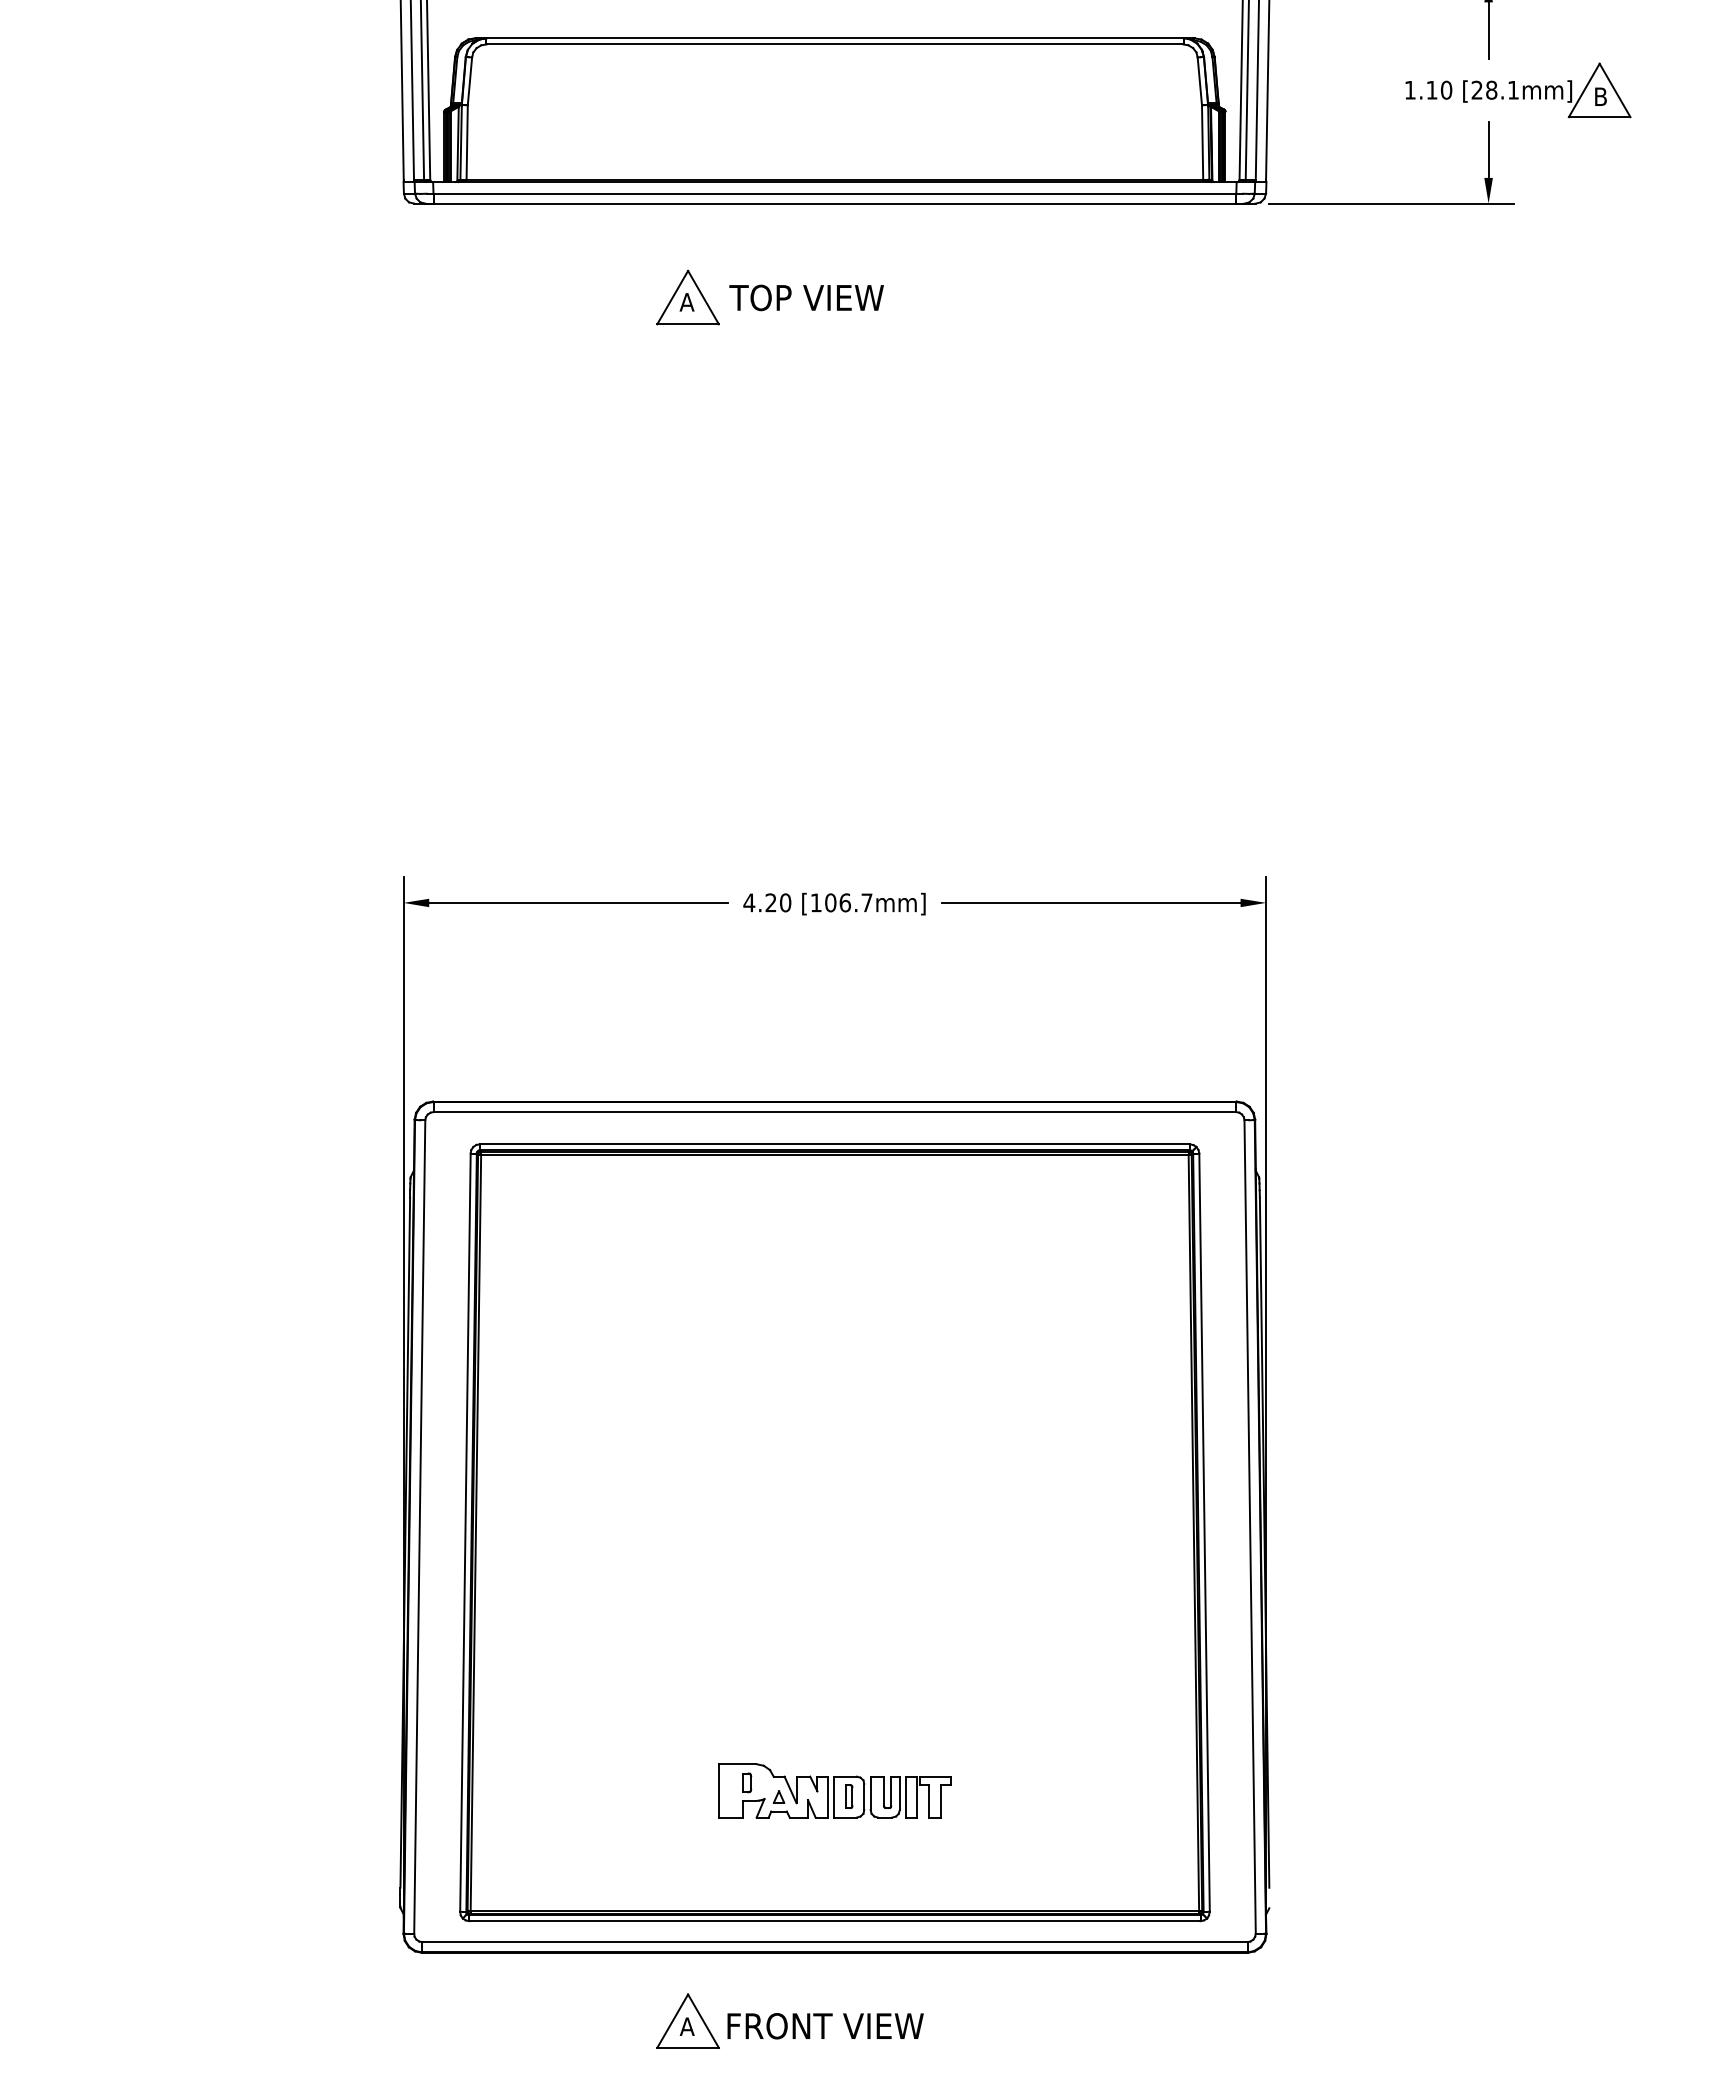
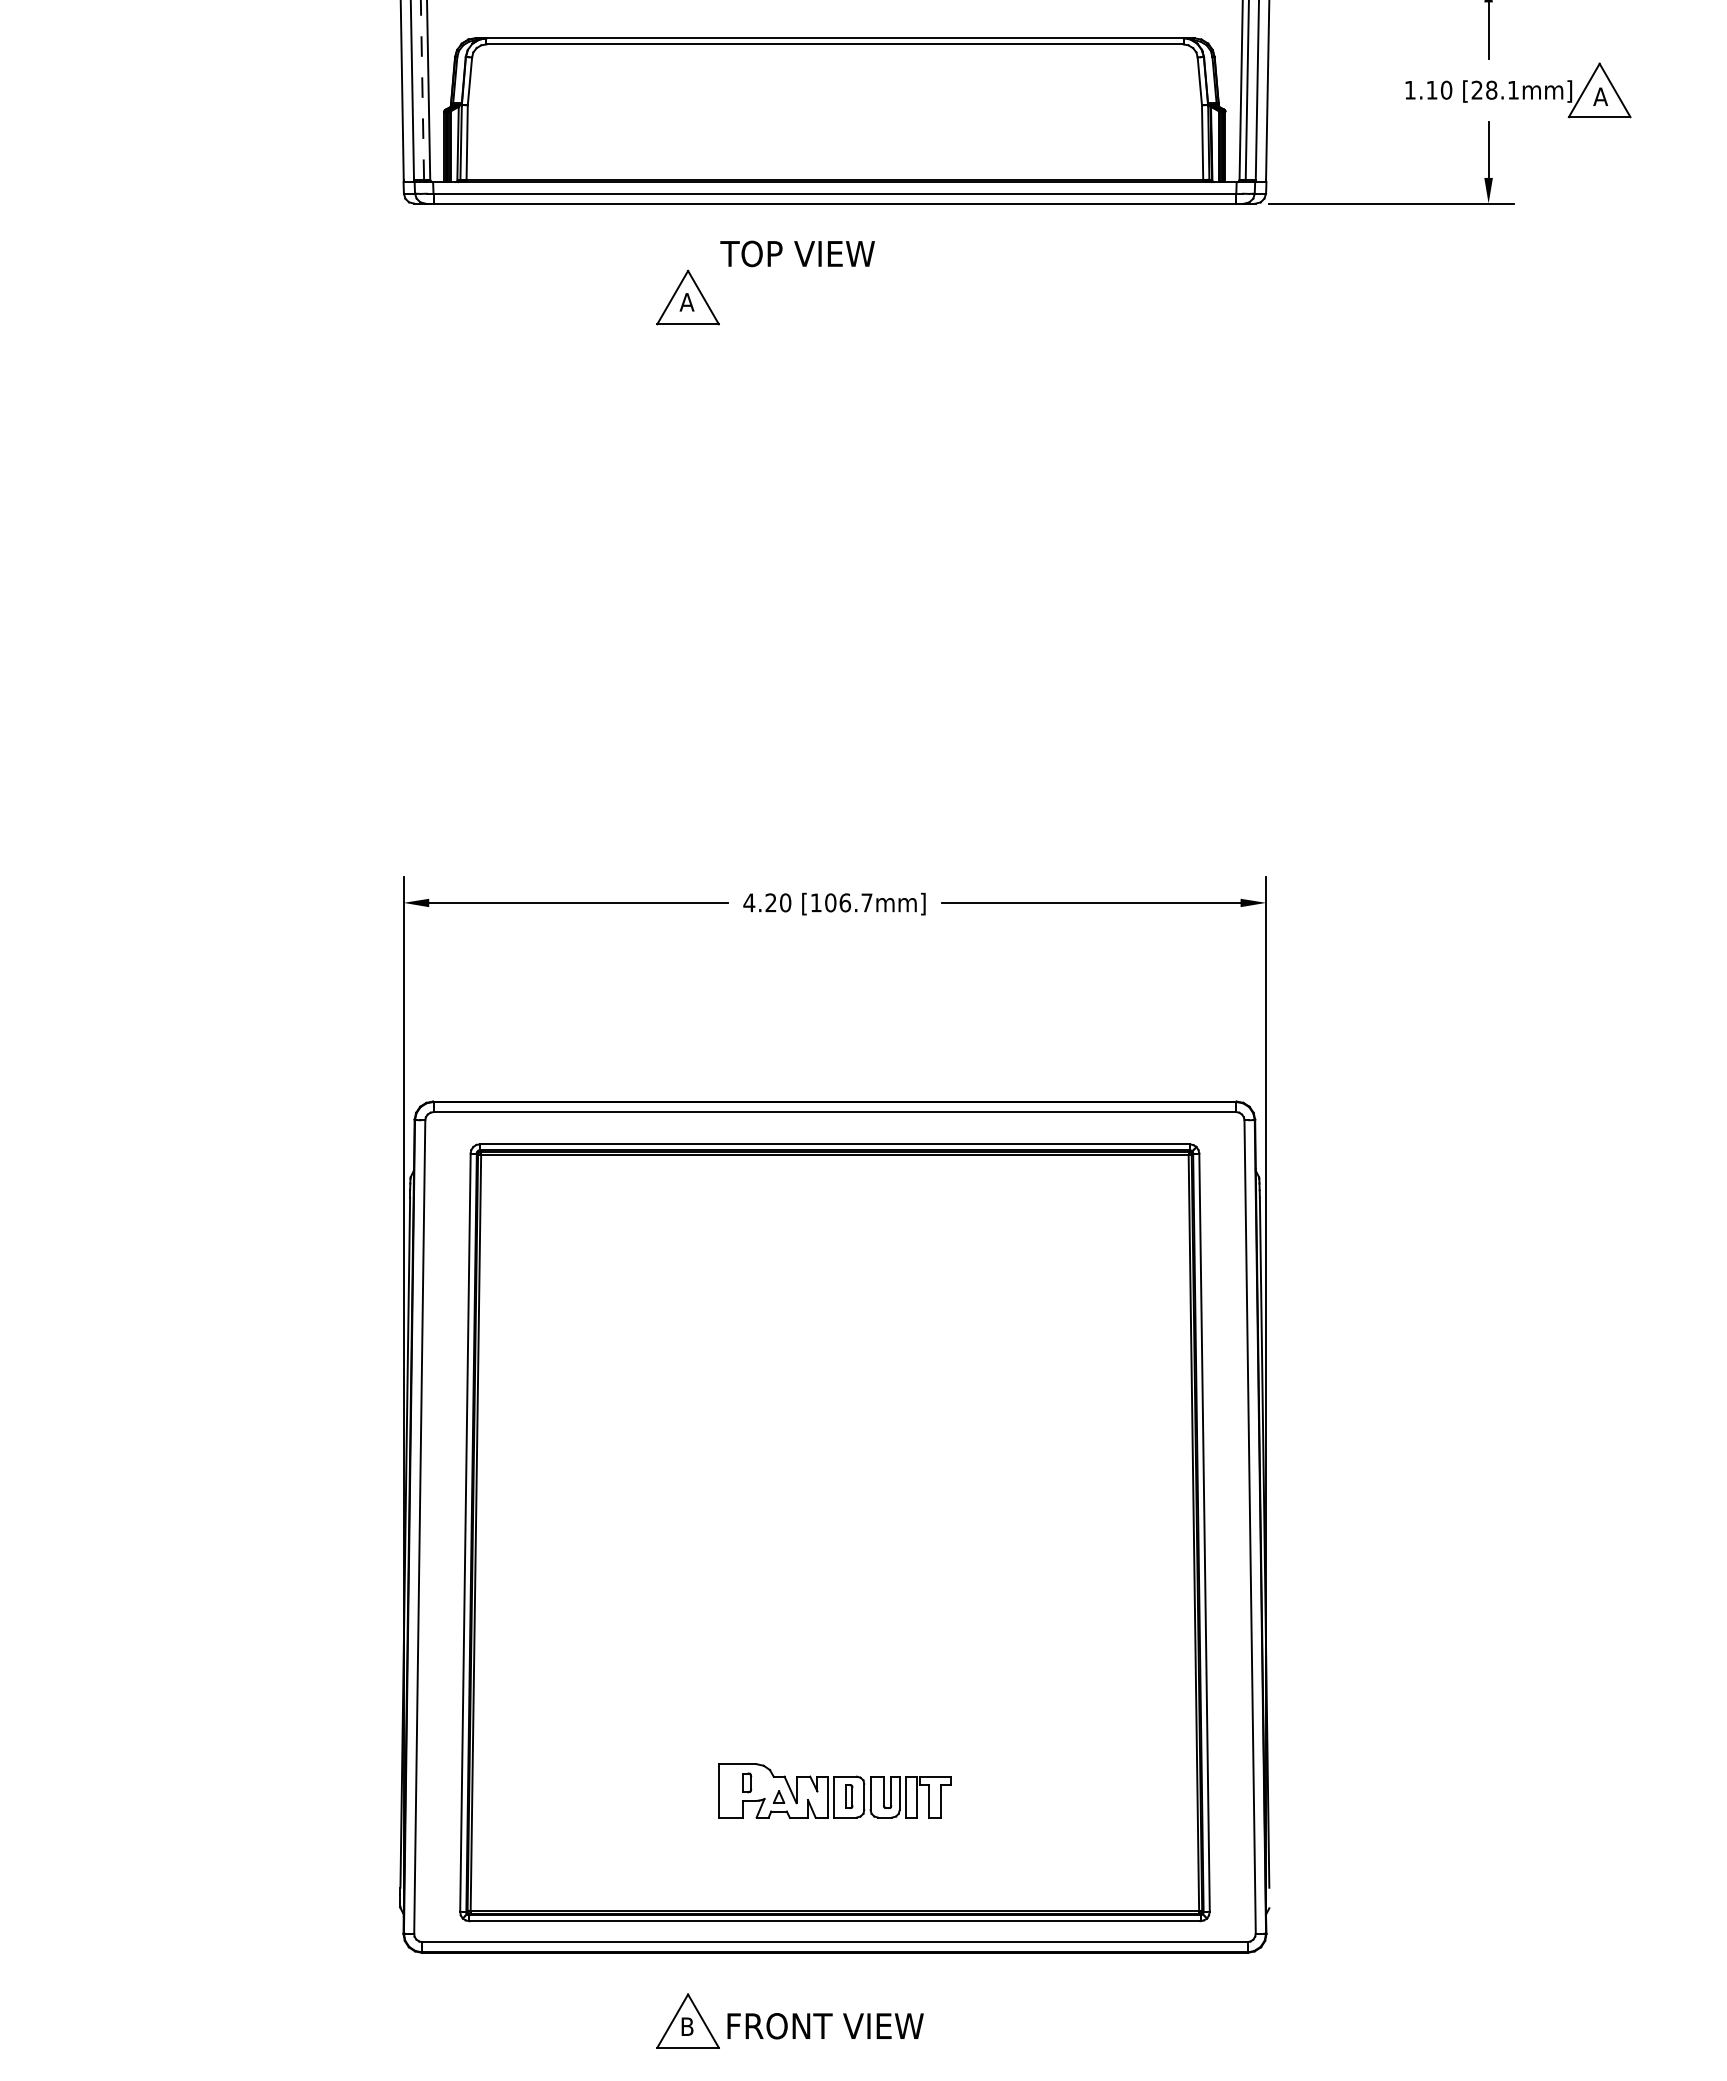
line: solid -> dashed (422, 90)
text: B -> A (1600, 96)
text position: (806, 297) -> (797, 253) (797, 253)
text: A -> B (686, 2026)
